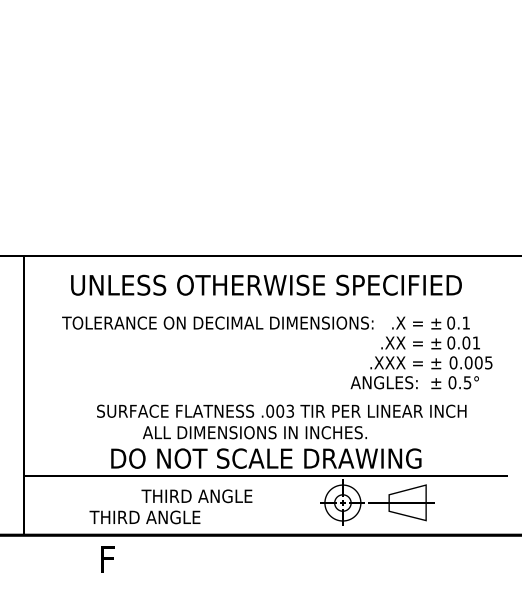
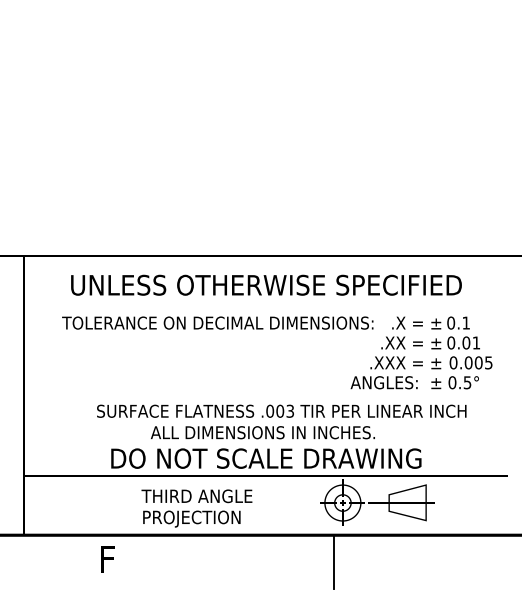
text position: (254, 432) -> (262, 432) (262, 432)
text: THIRD ANGLE -> PROJECTION (164, 518)
line: none -> present (334, 561)
